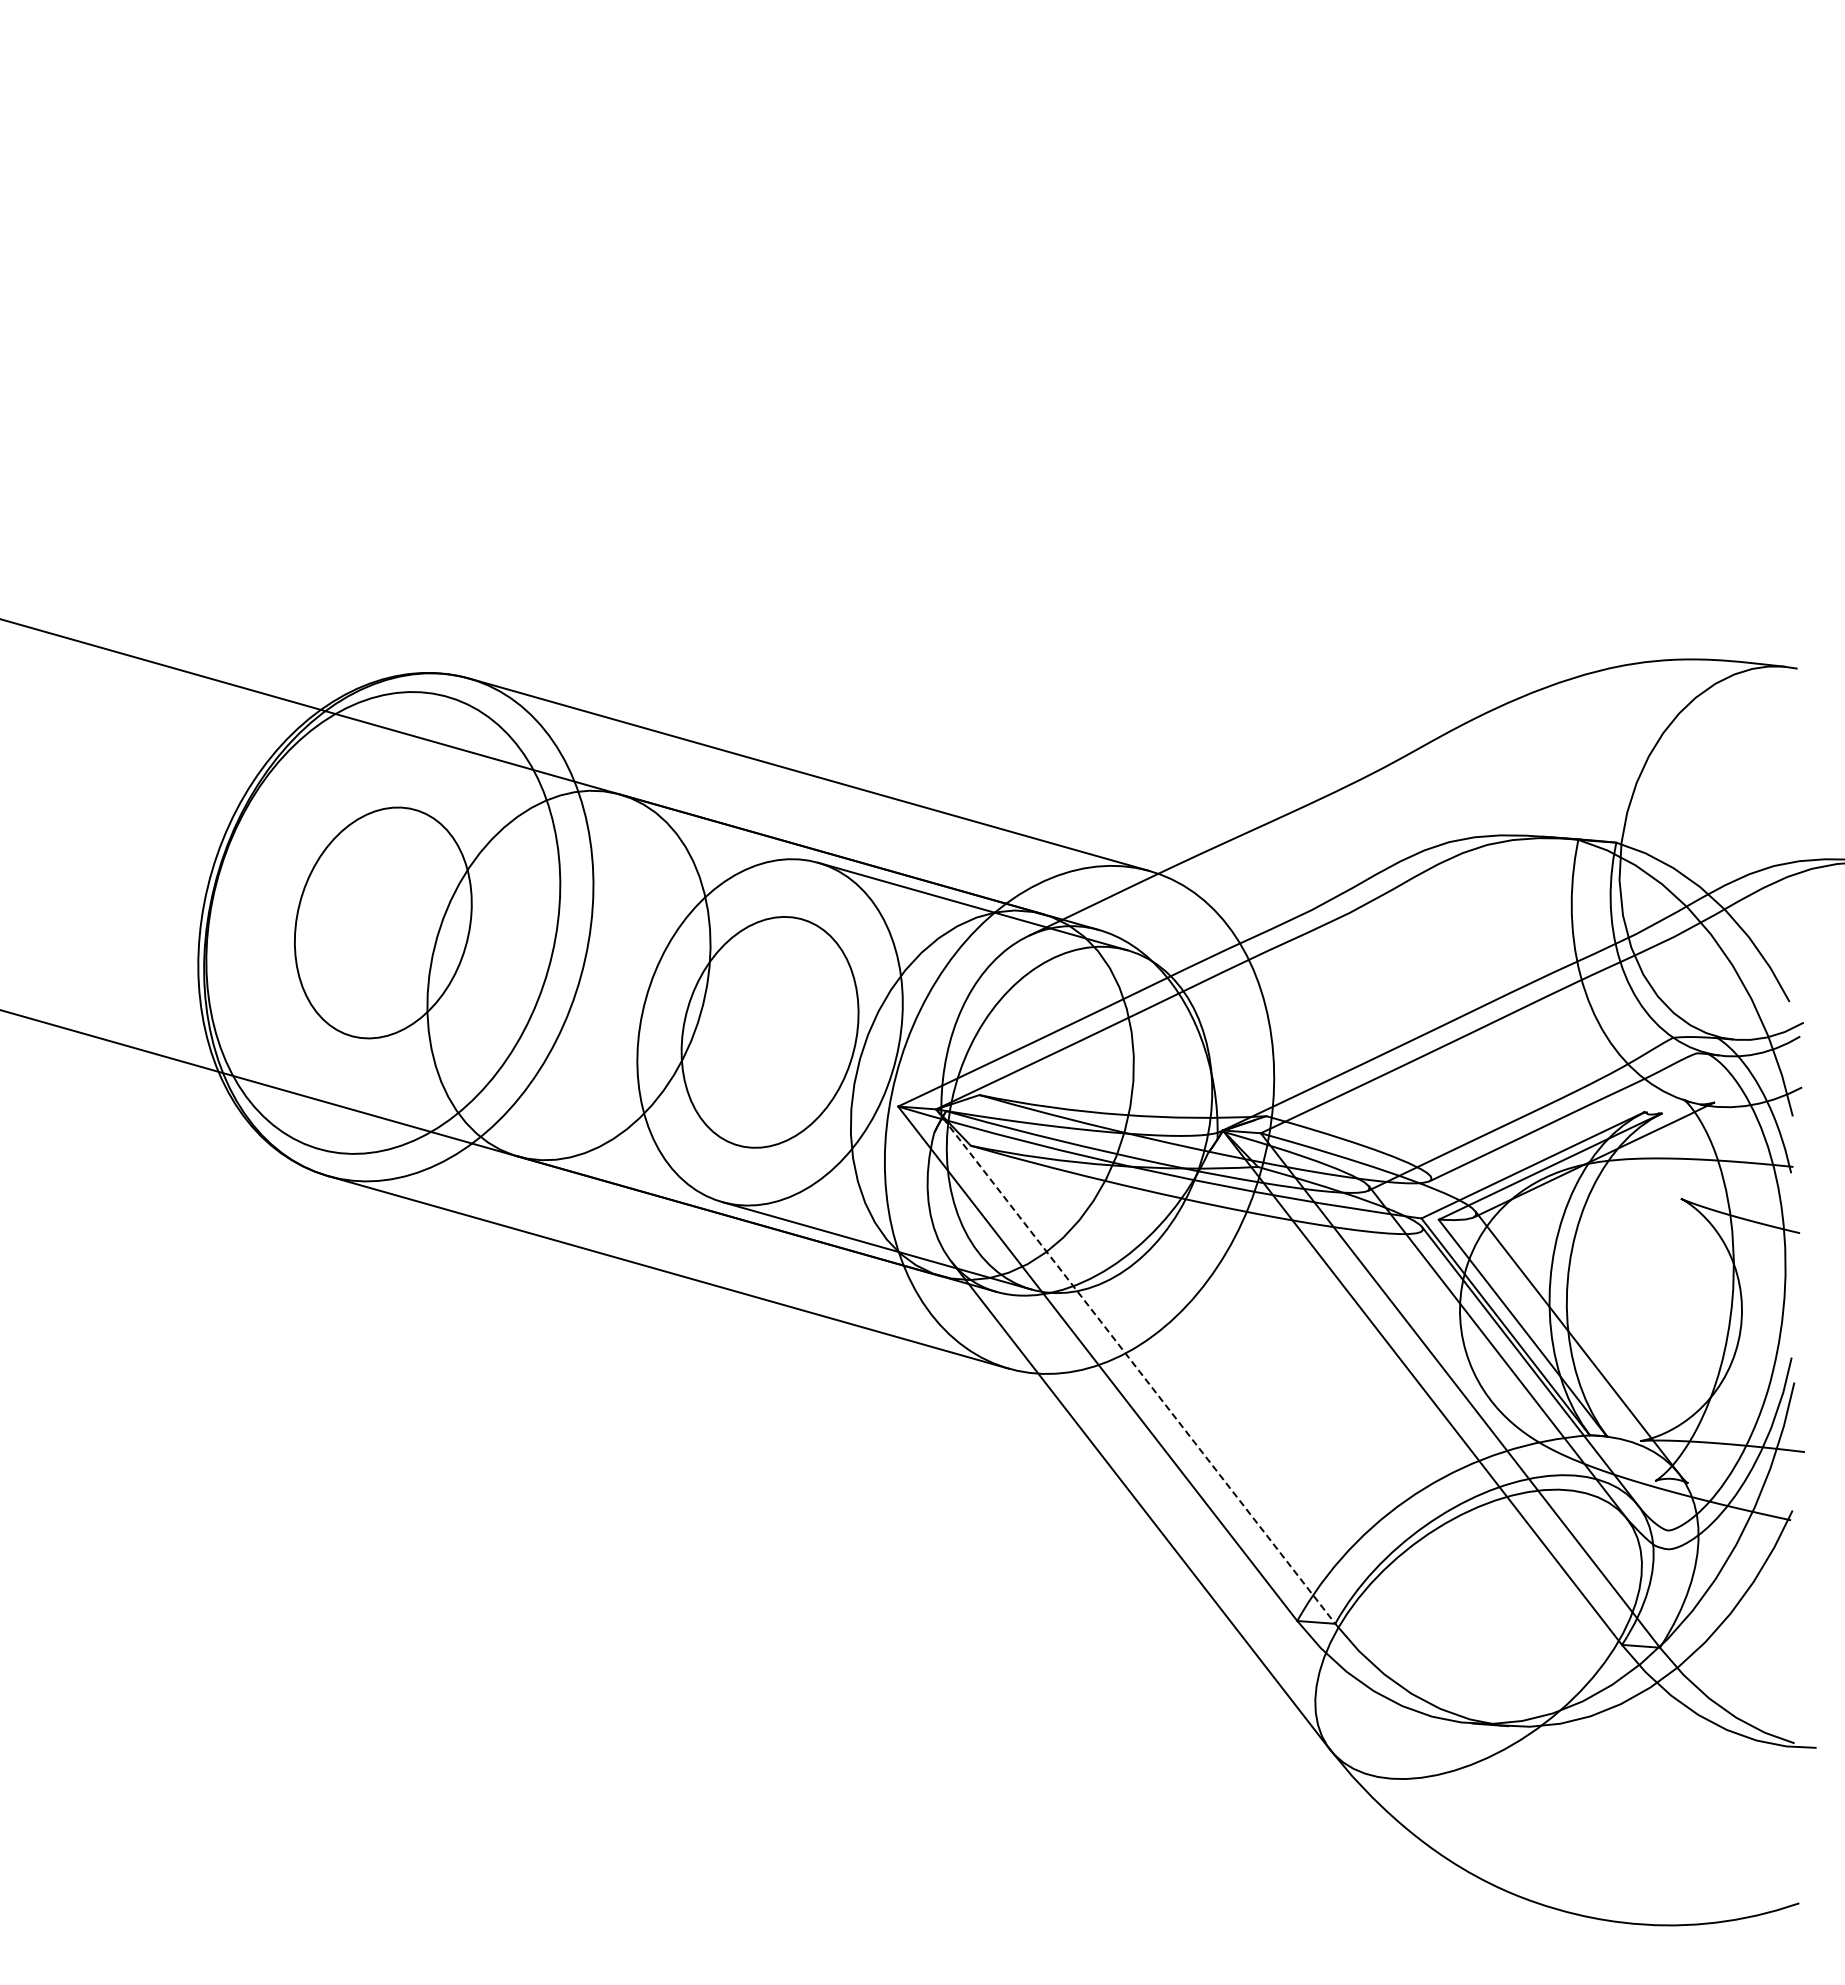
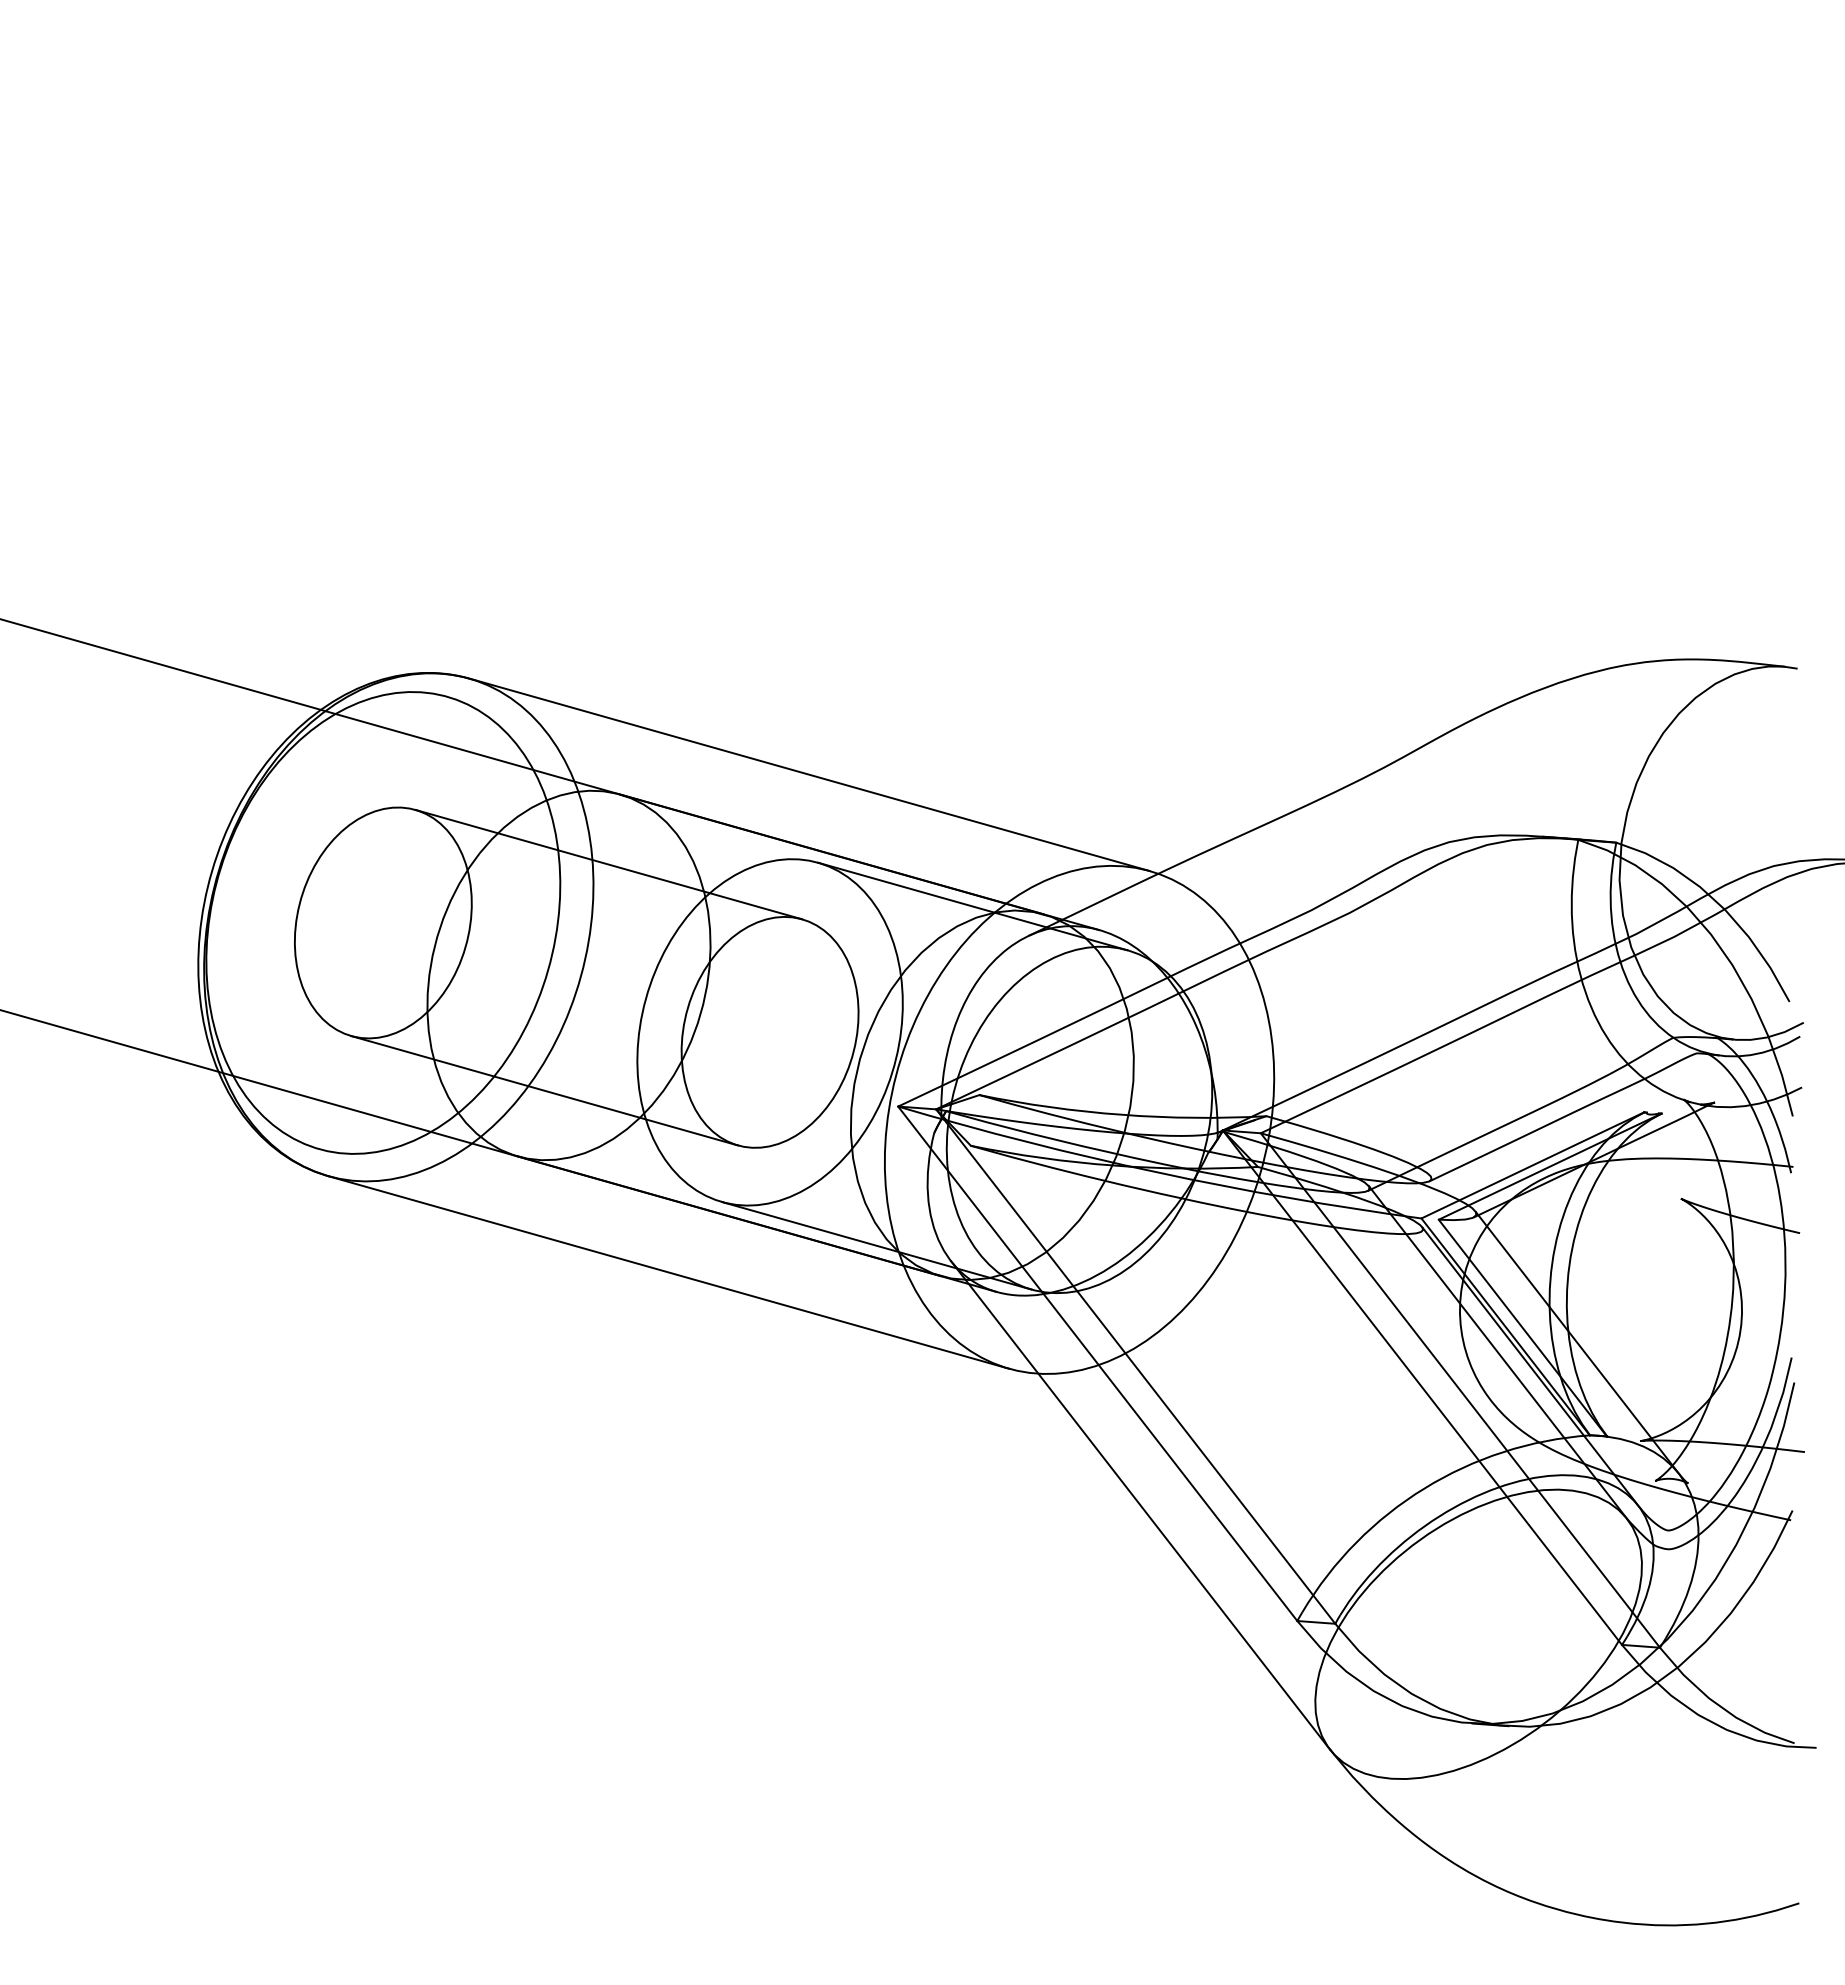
line: none -> present (608, 864)
line: none -> present (544, 1090)
line: dashed -> solid (1135, 1366)
